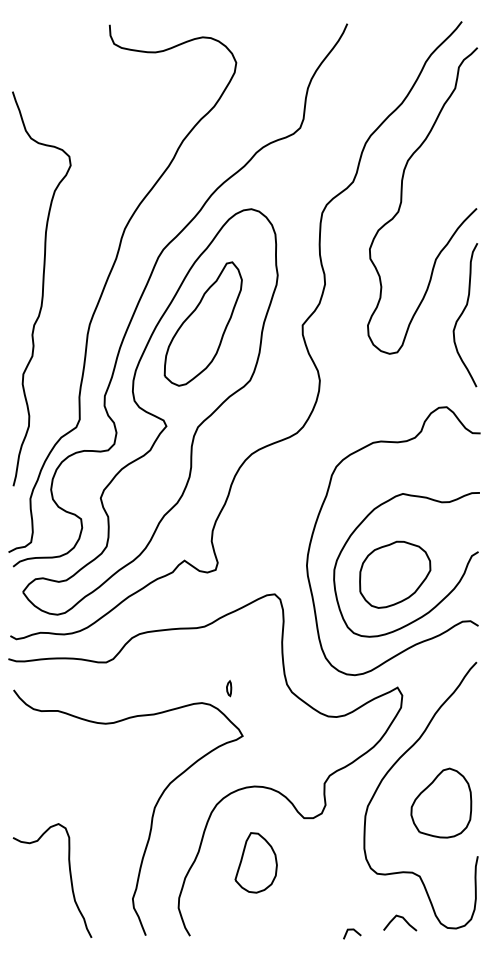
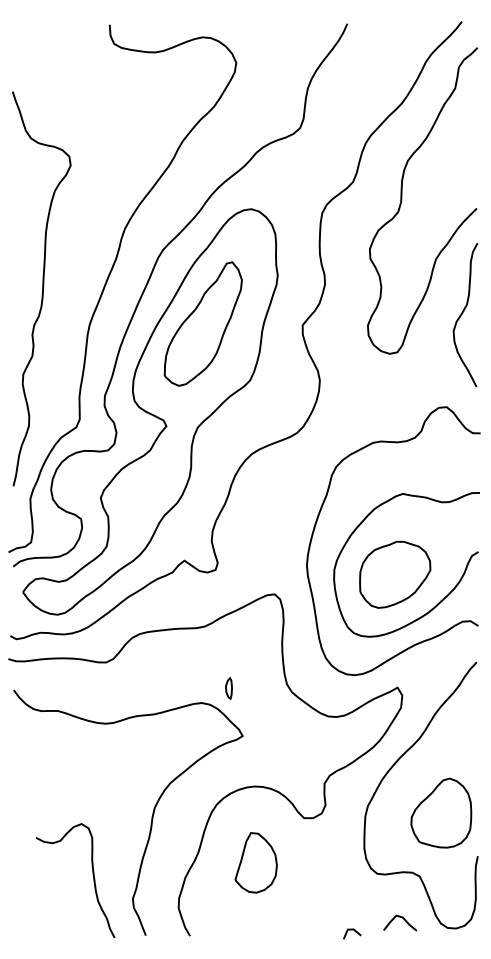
part size: 7x18 px -> 8x24 px (228, 687)
part position: (441, 802) -> (441, 812) (441, 812)
curve position: (69, 875) -> (92, 875) (92, 875)
